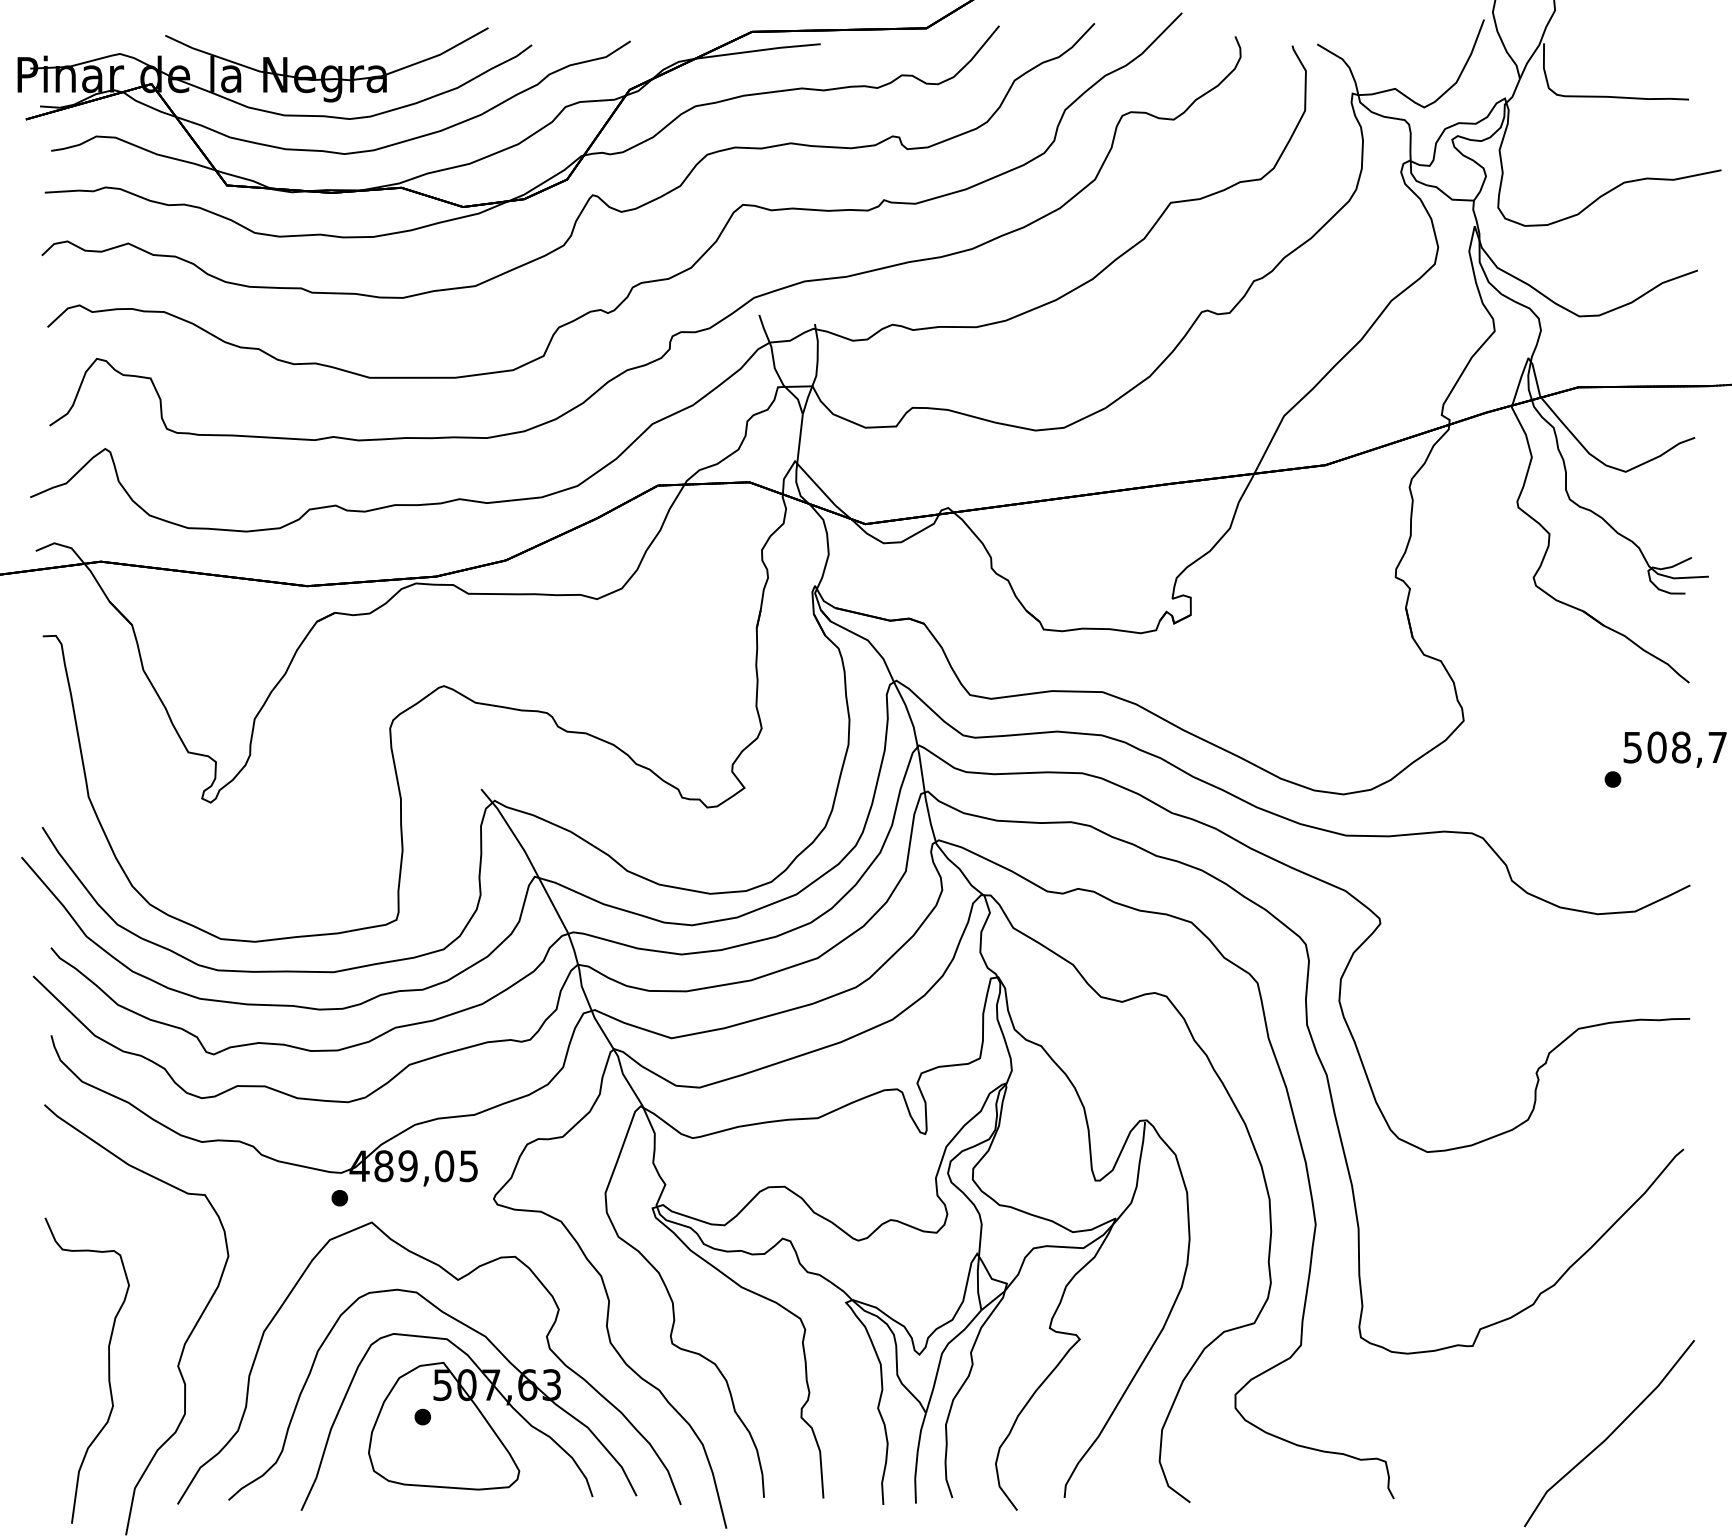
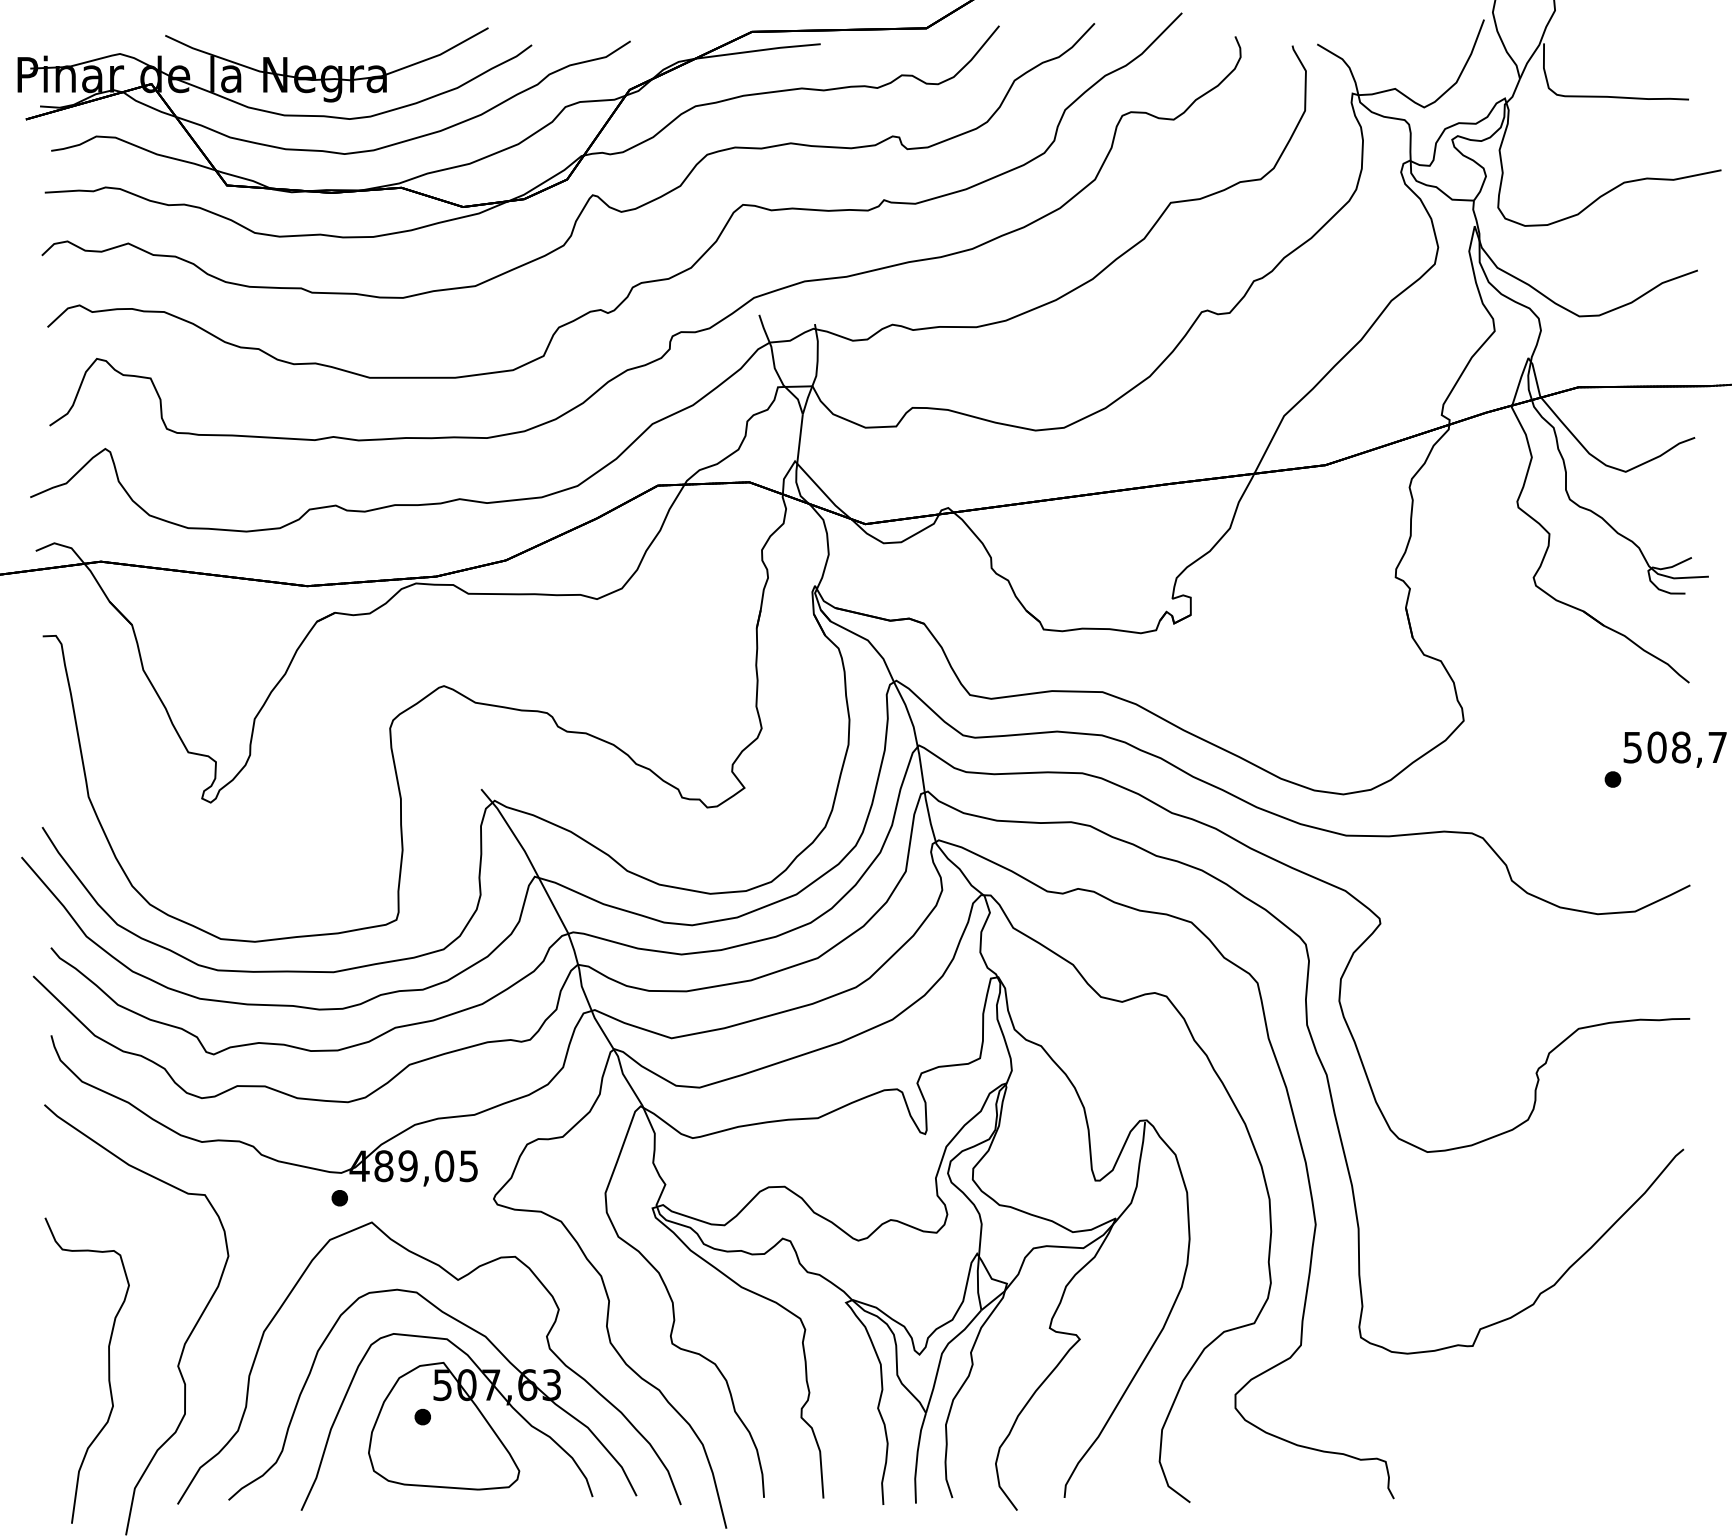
line: present -> none (1609, 1434)
